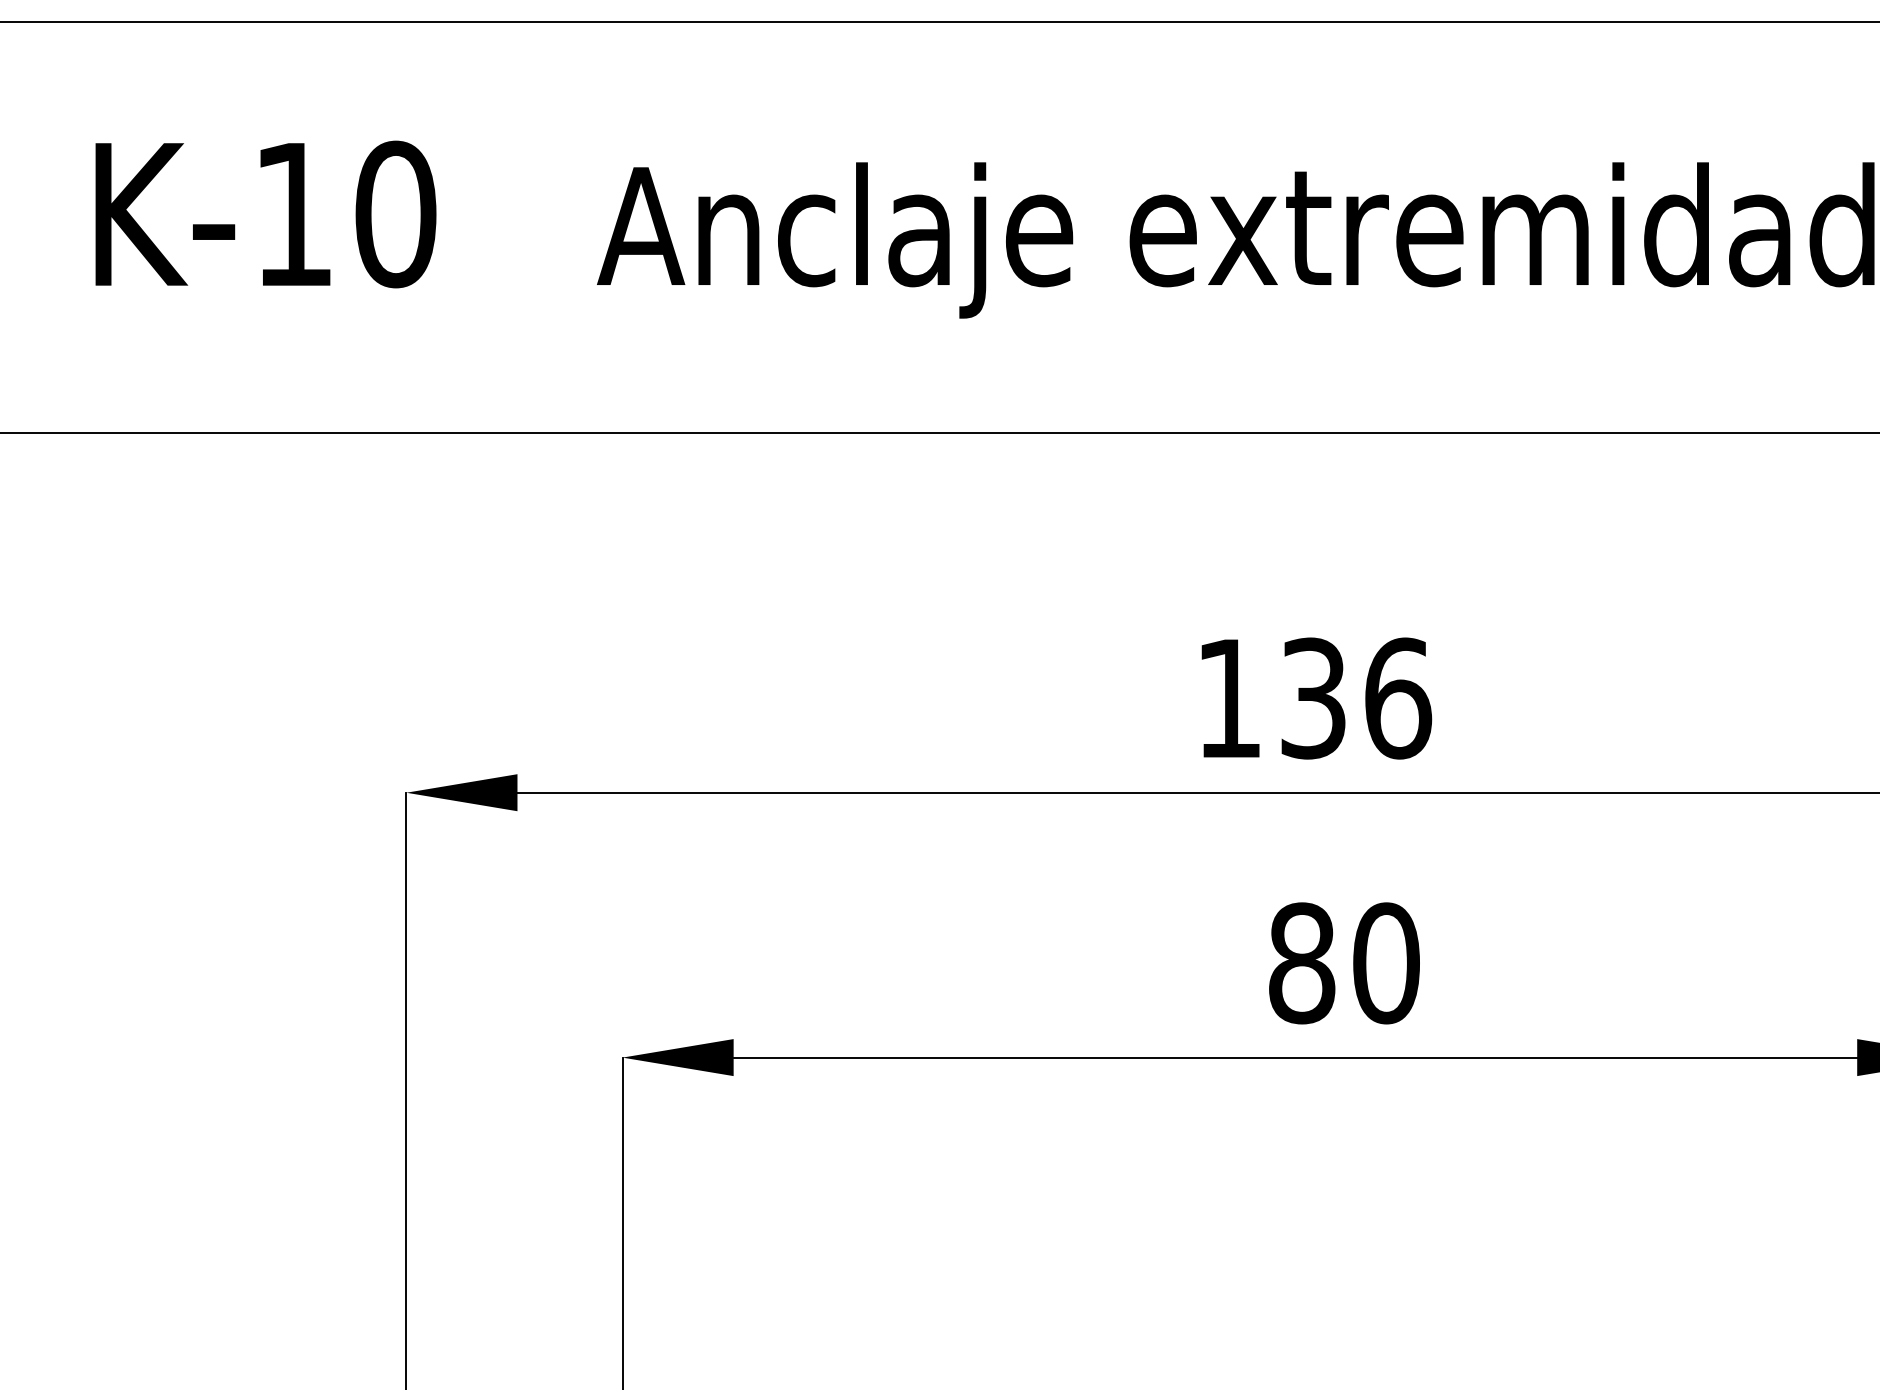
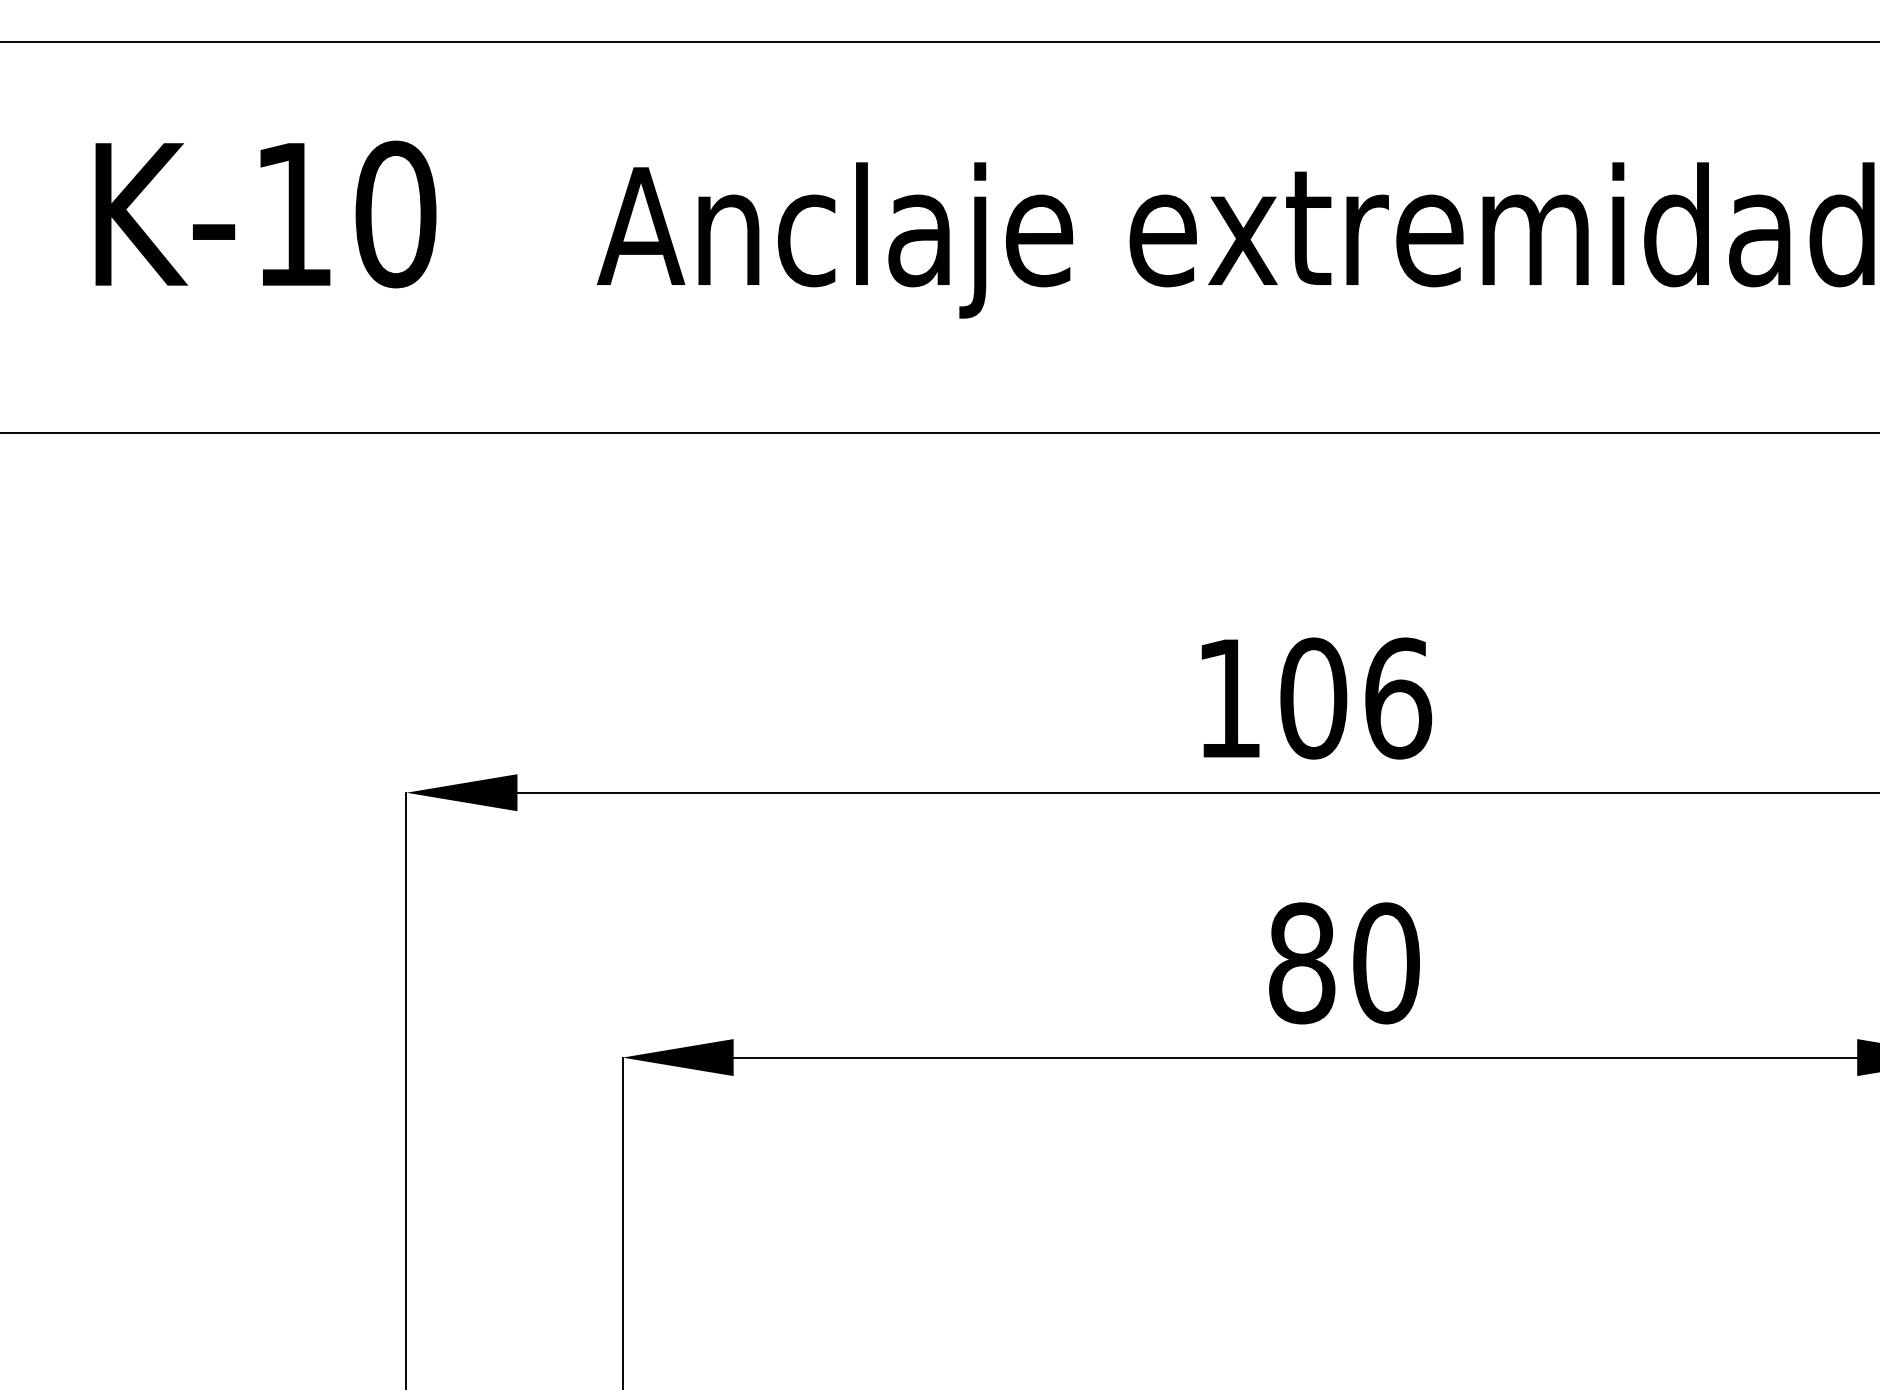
line position: (939, 21) -> (939, 41) (939, 41)
text: 136 -> 106 (1313, 698)
